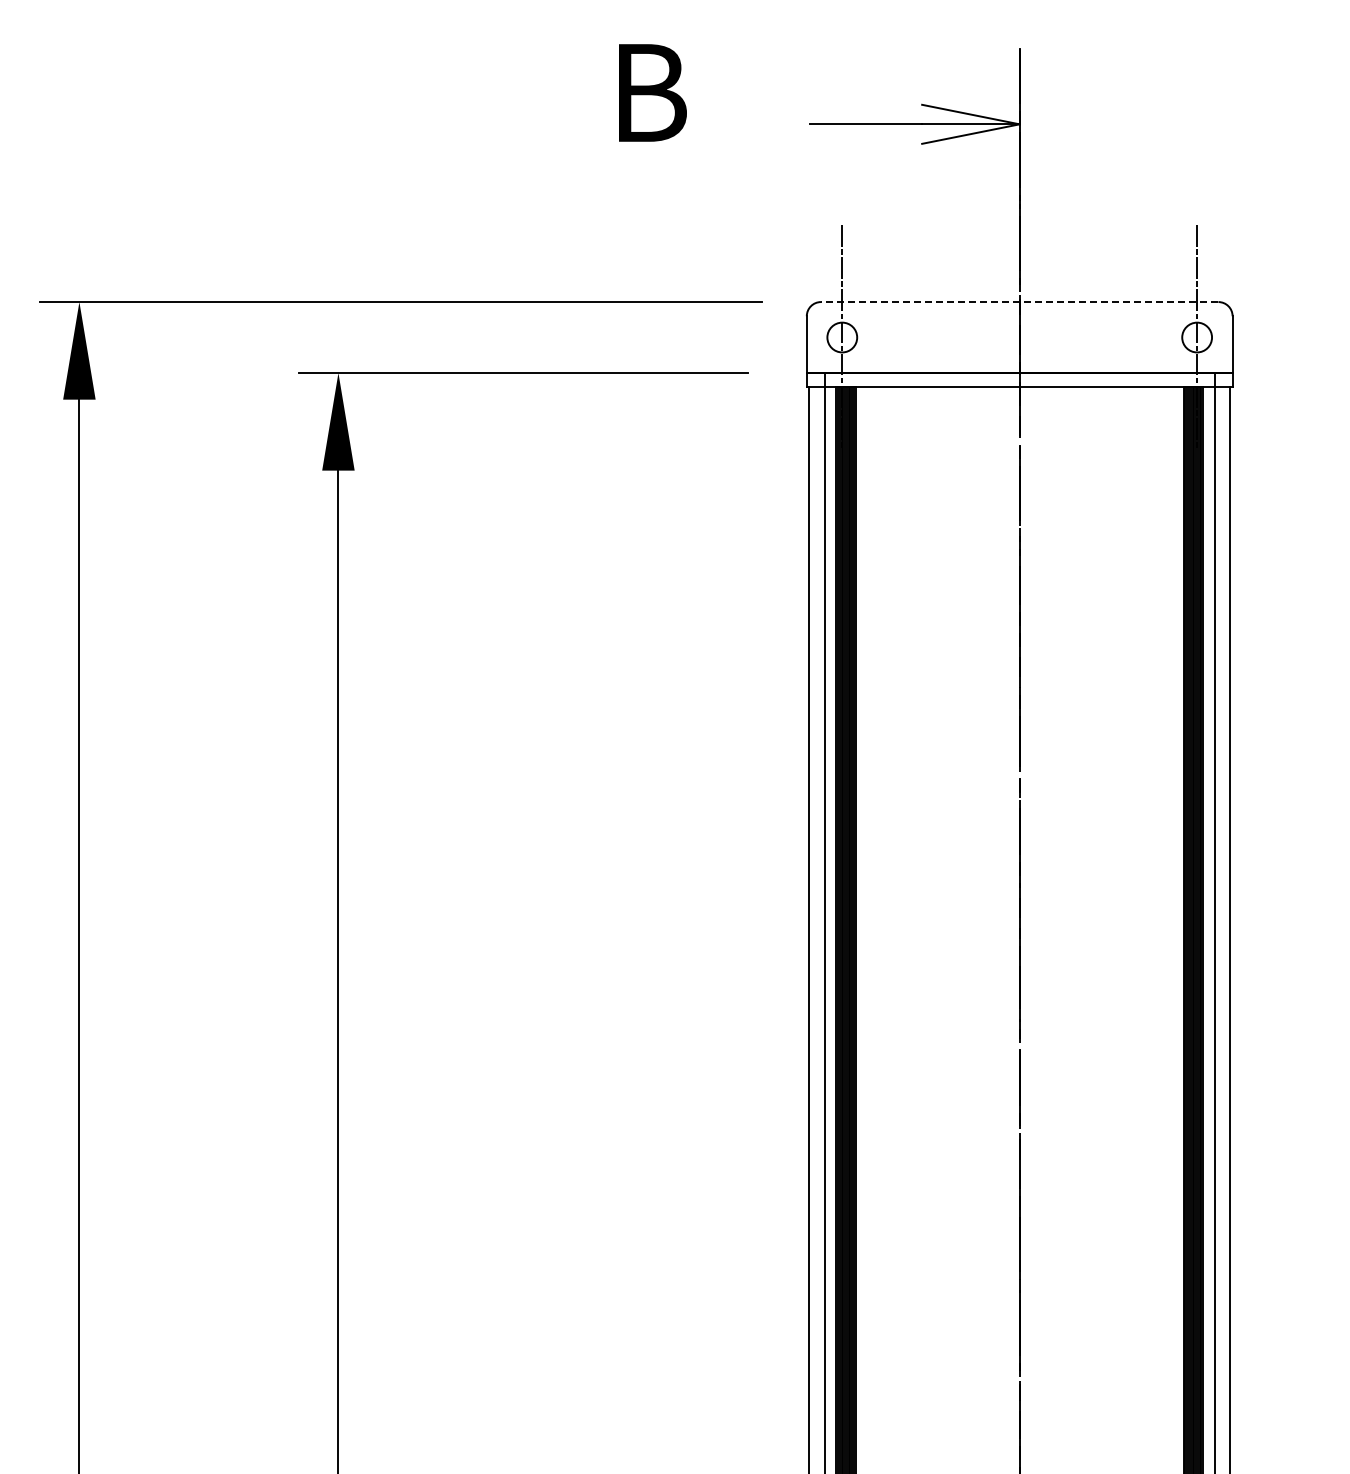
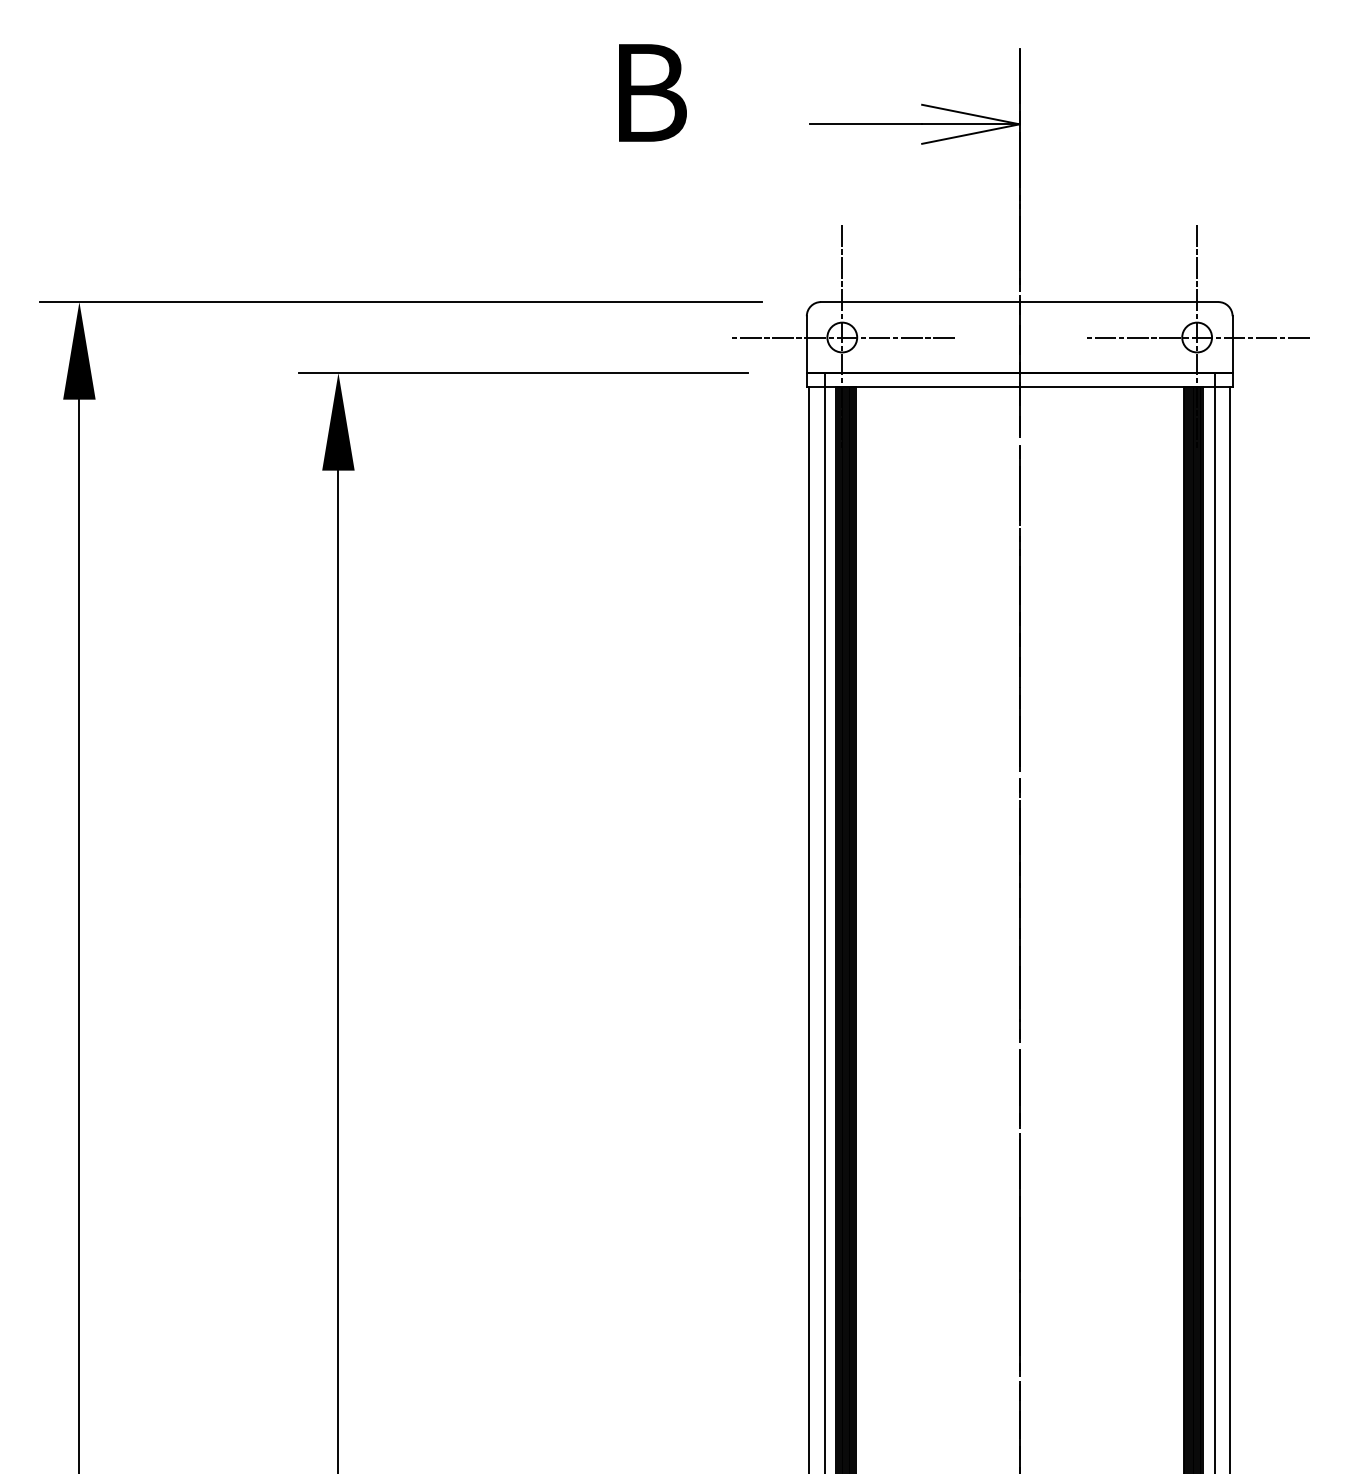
line: dashed -> solid (1019, 302)
line: none -> present (841, 337)
line: none -> present (1196, 337)
